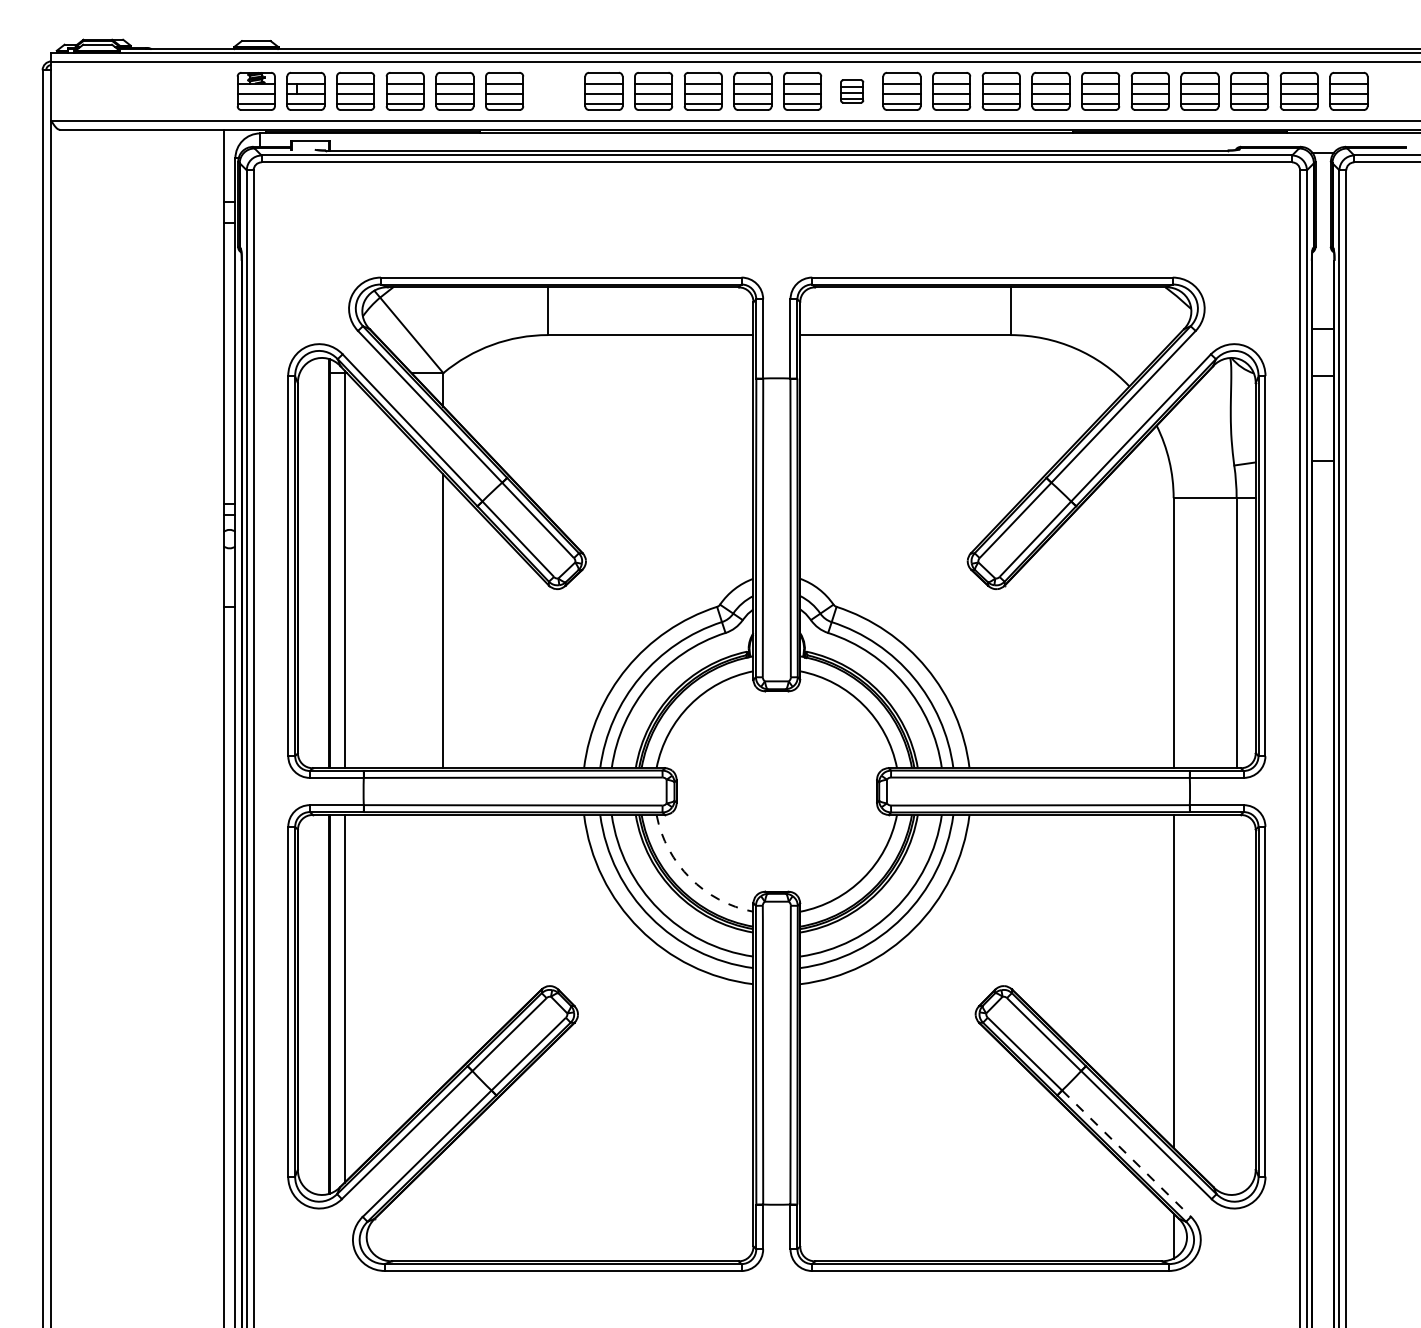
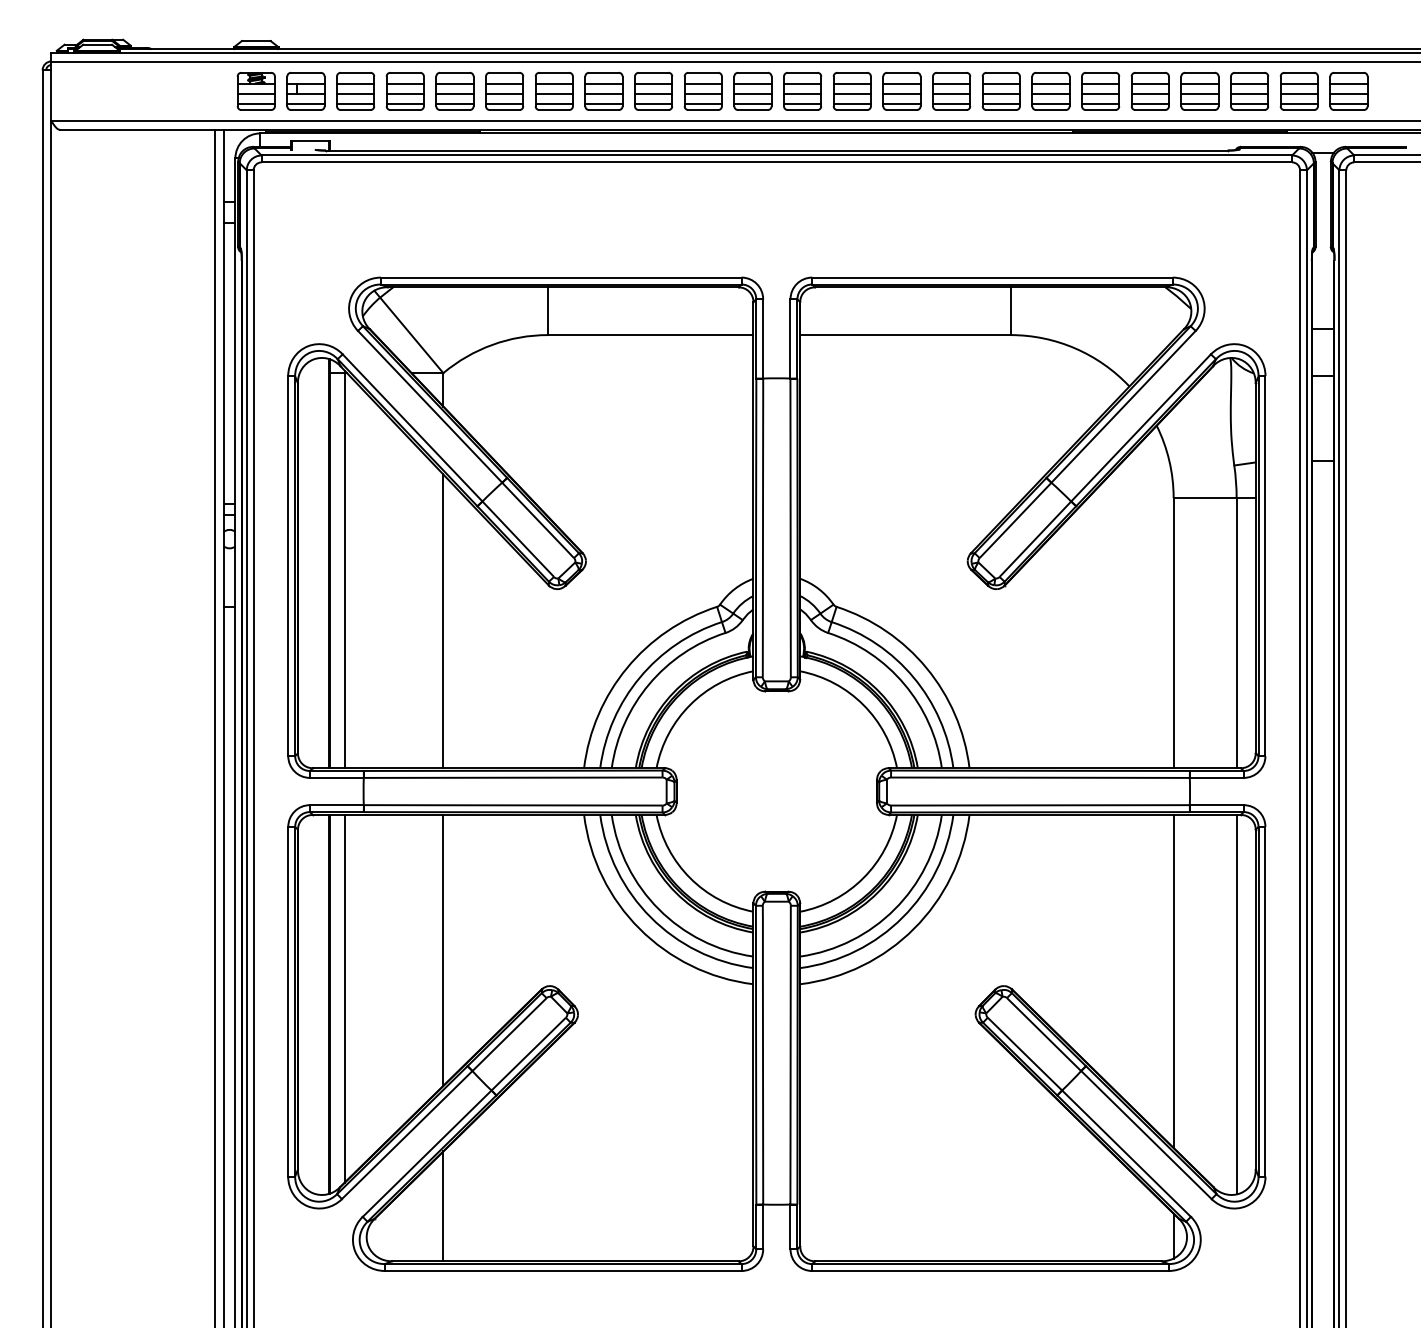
part: none -> present (553, 91)
part size: 25x25 px -> 40x39 px (851, 91)
line: none -> present (214, 726)
arc: dashed -> solid (690, 878)
line: none -> present (443, 949)
line: none -> present (1236, 1004)
line: dashed -> solid (1126, 1154)
line: none -> present (443, 1206)
